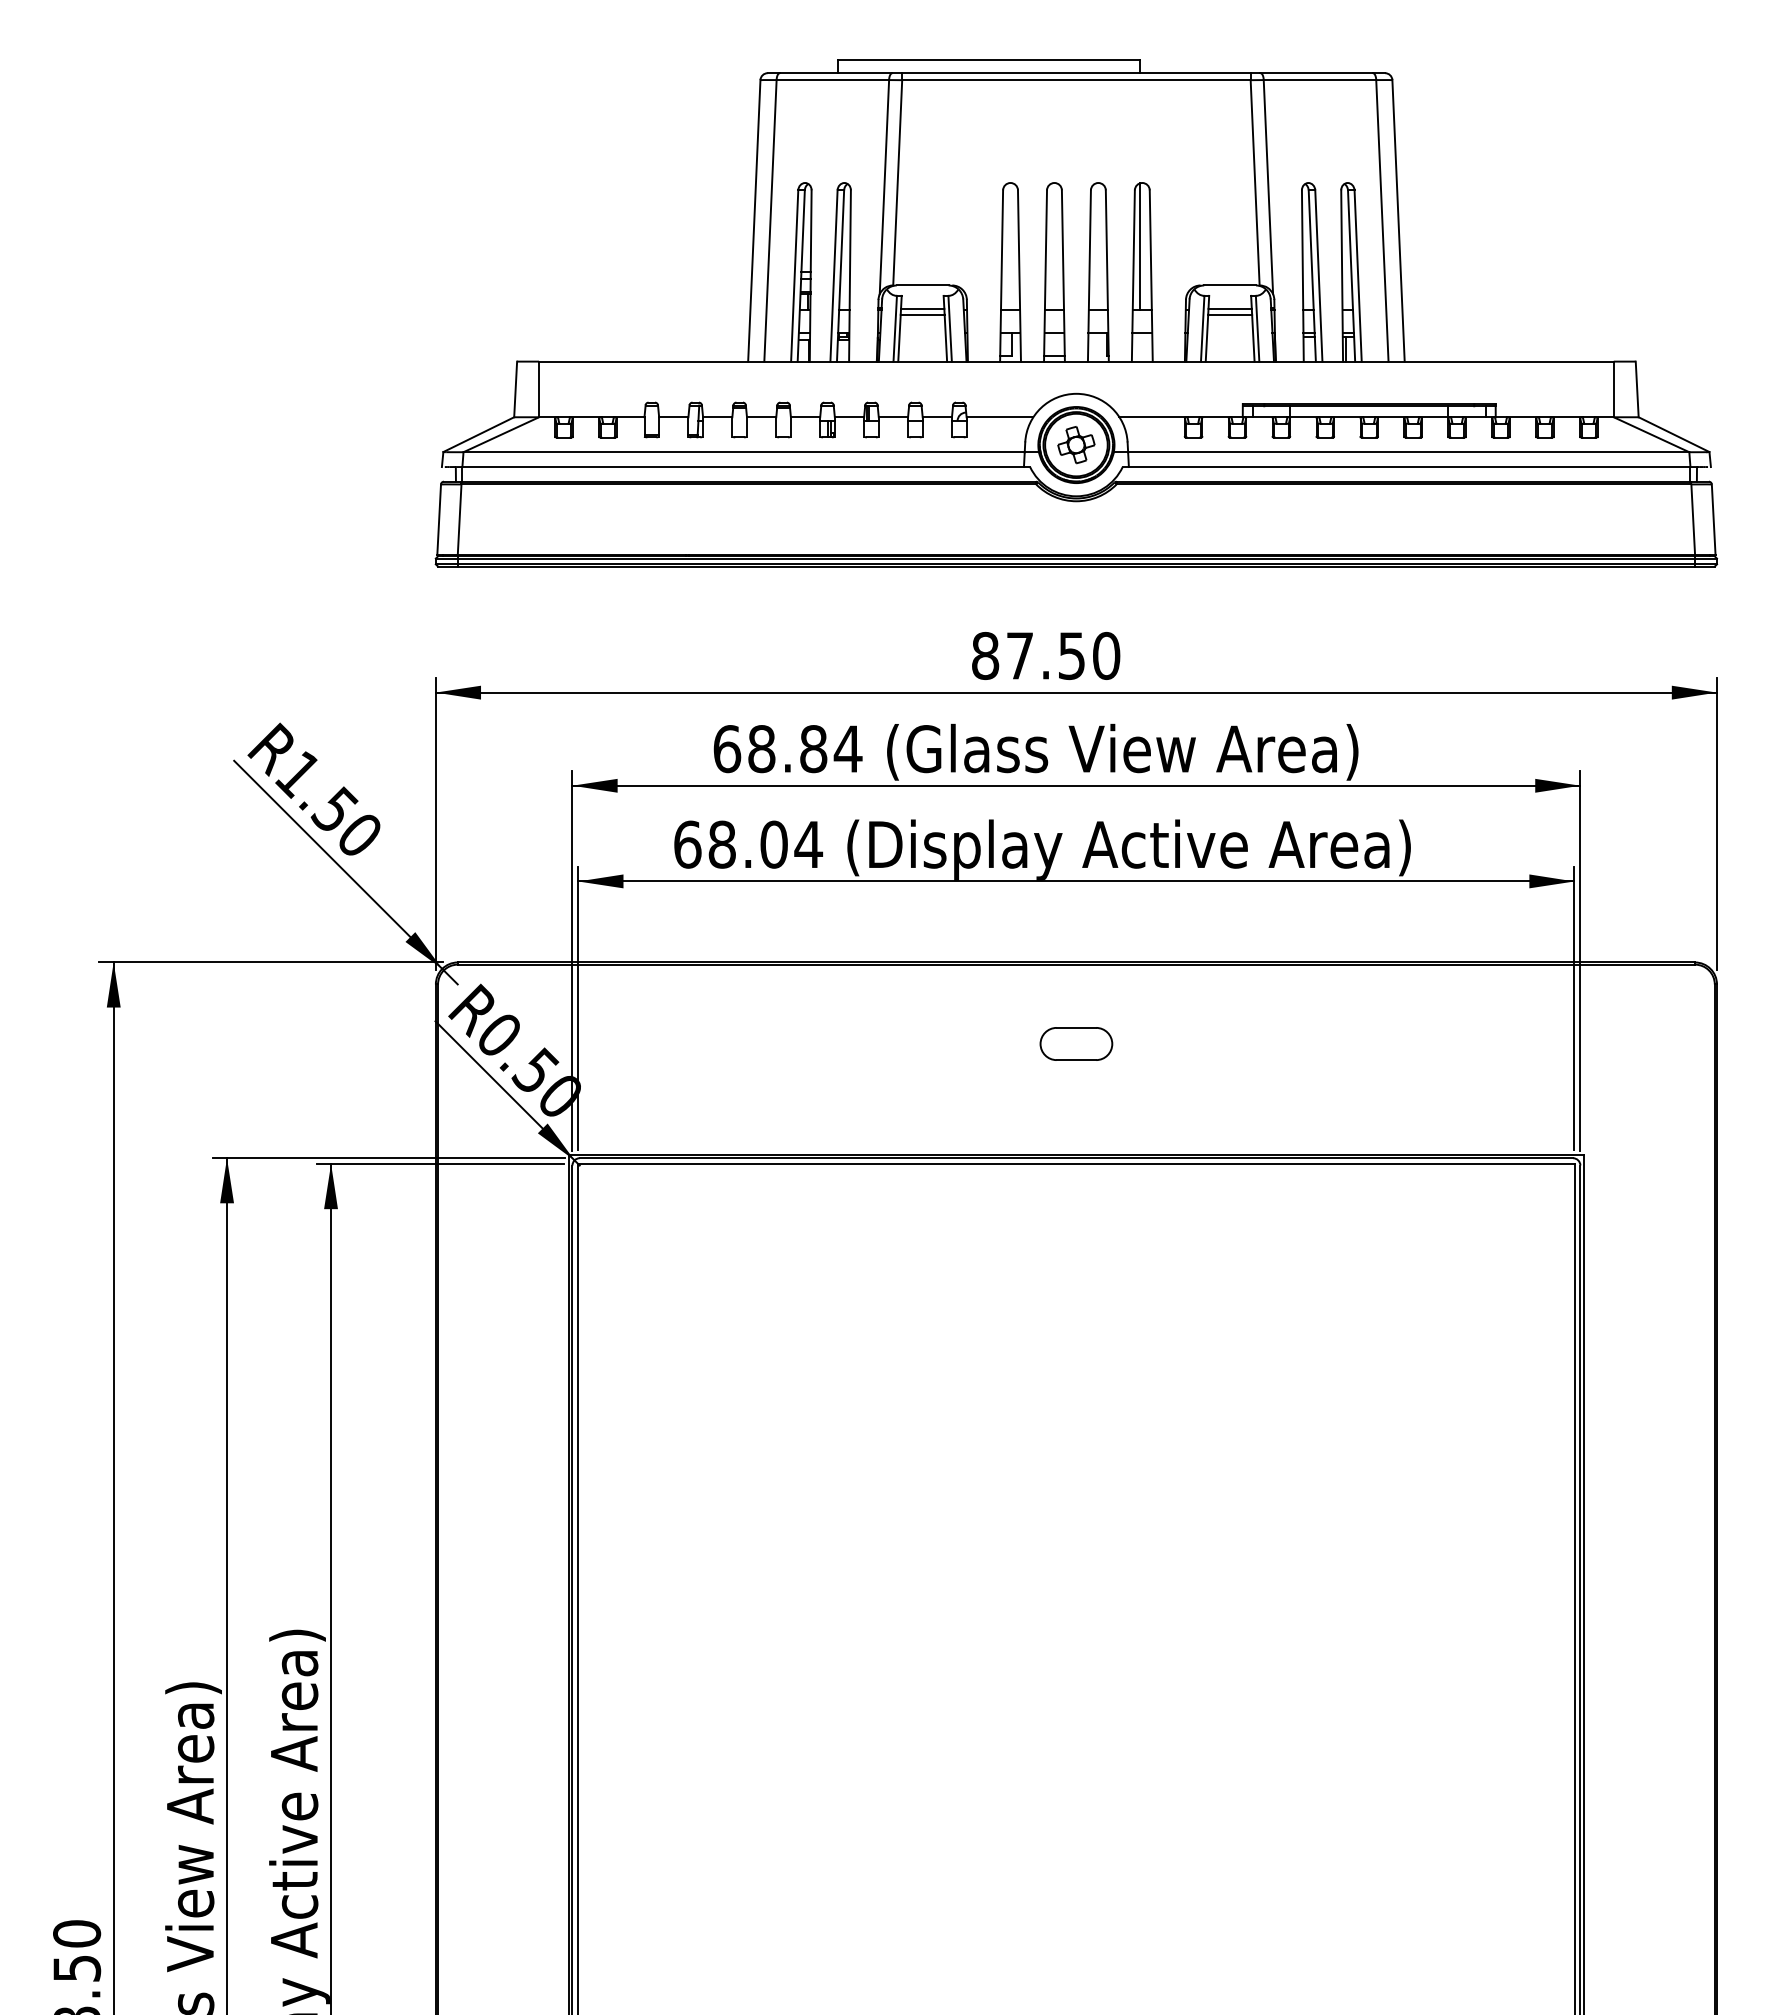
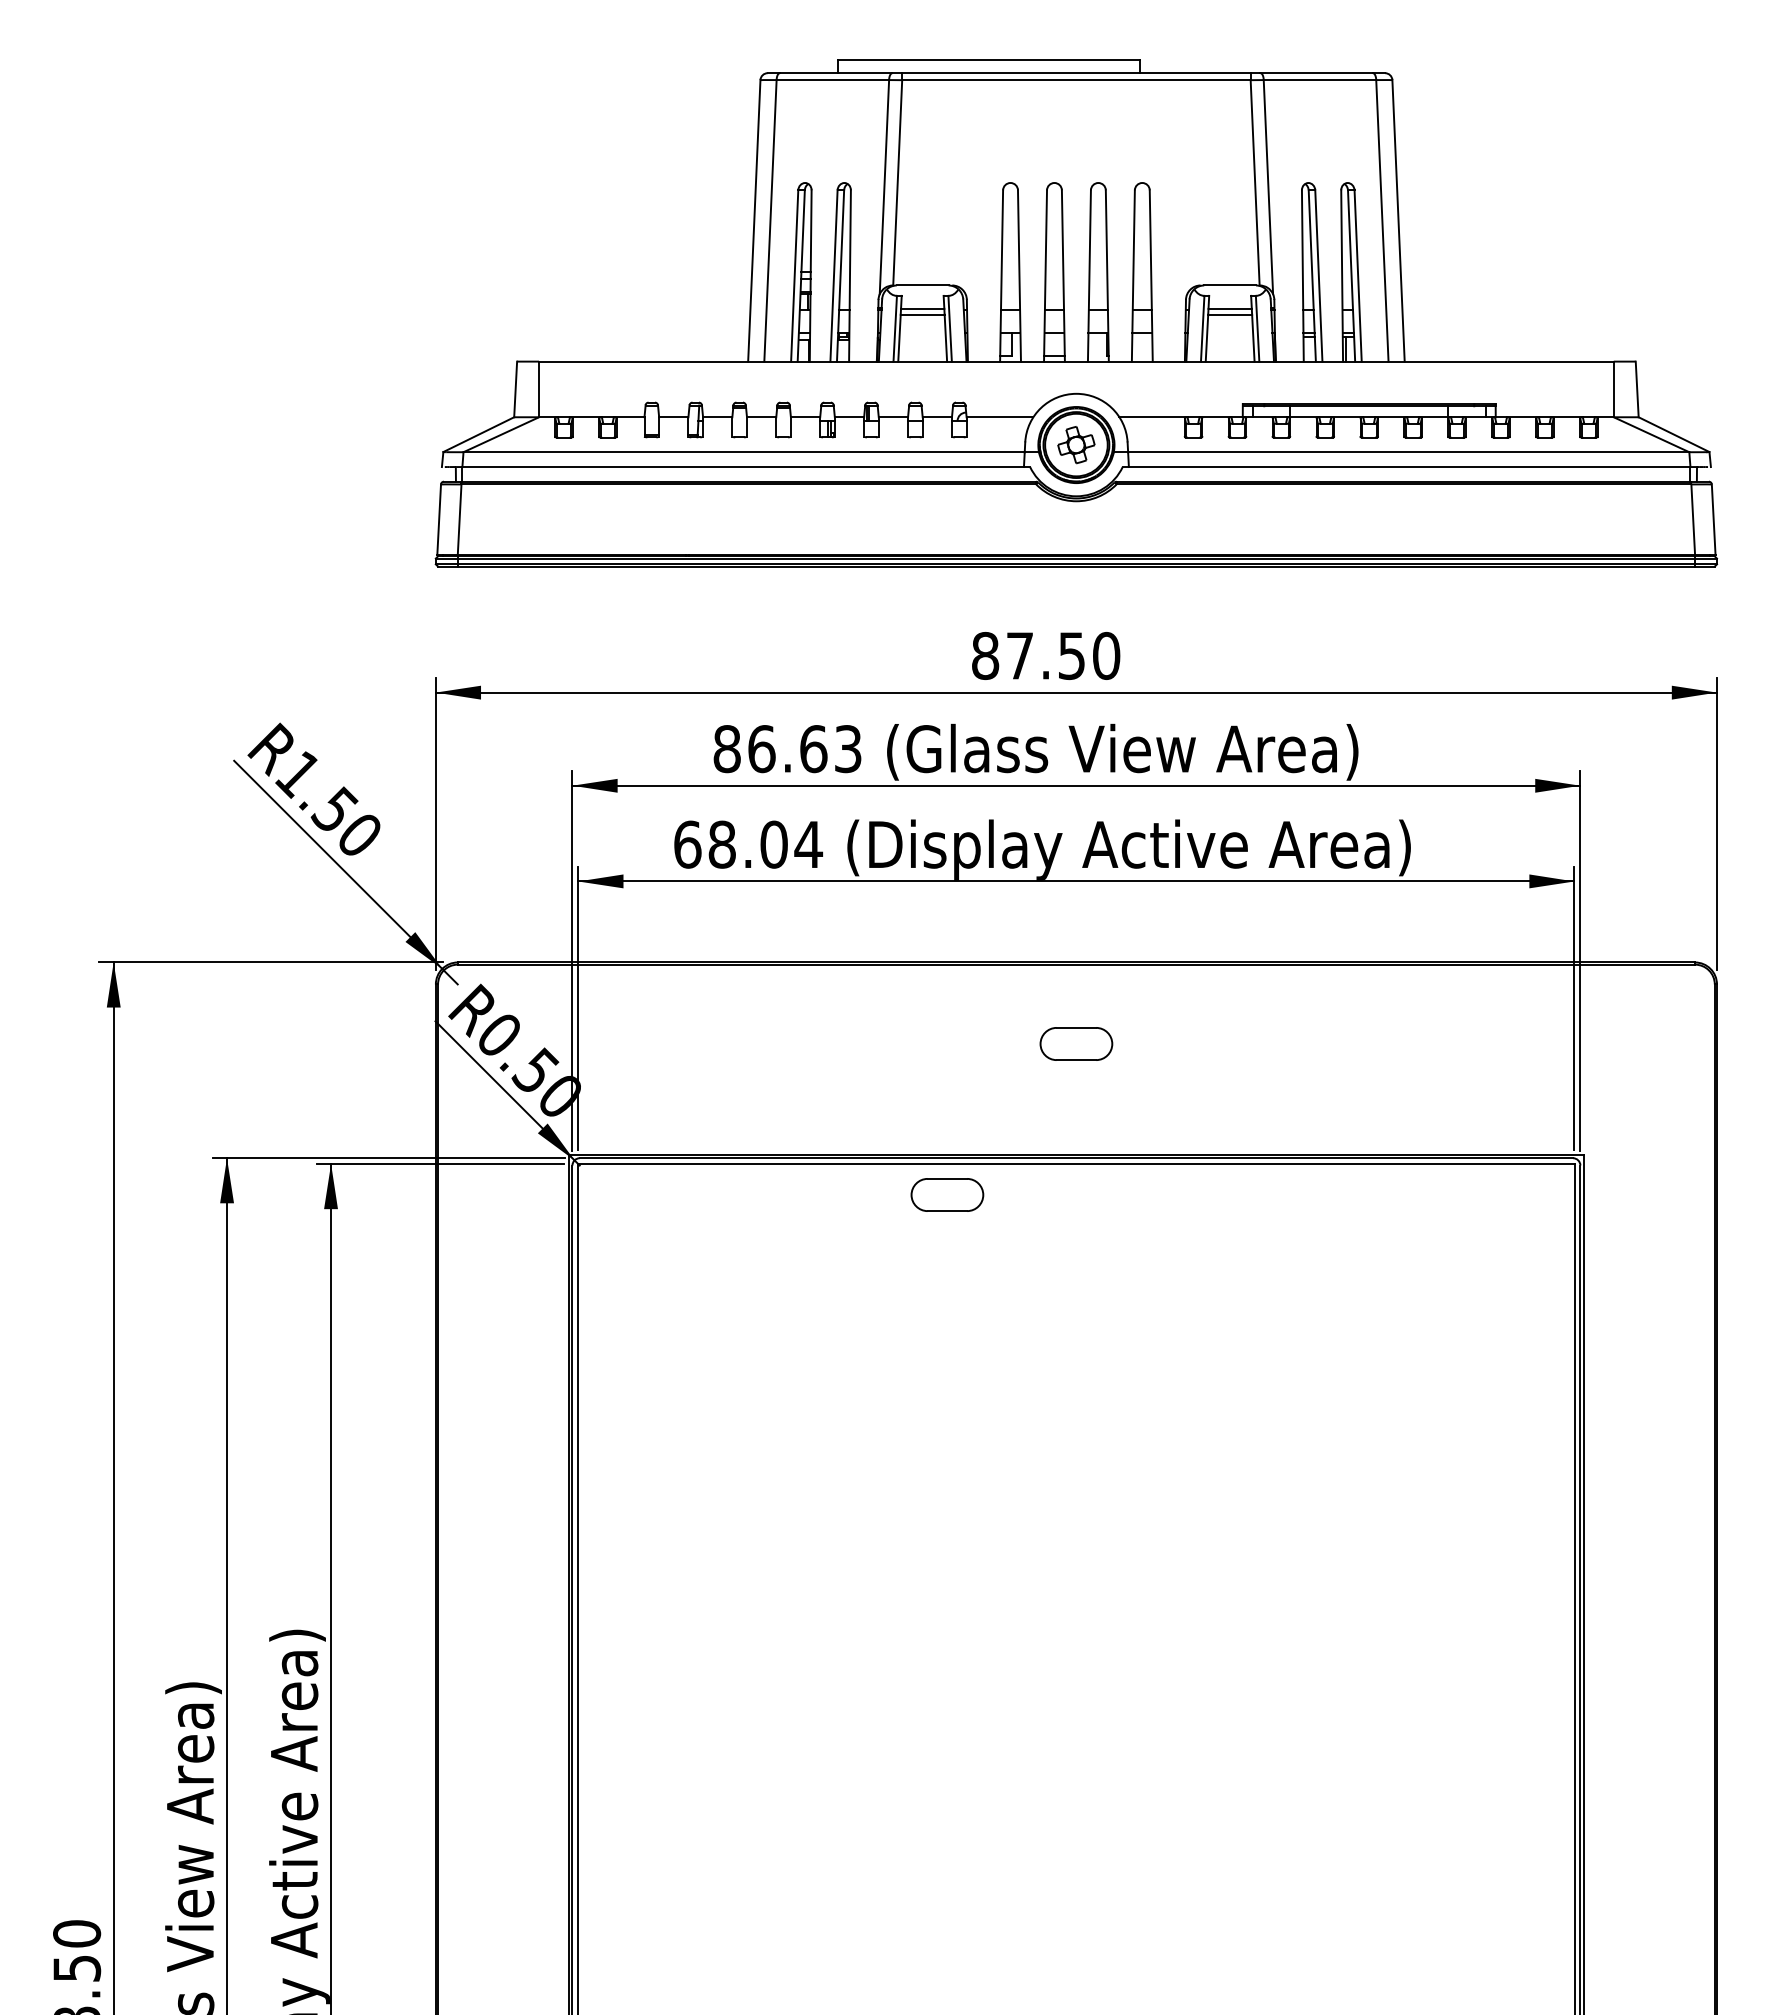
line: present -> none (1140, 246)
text: 68.84 -> 86.63 (787, 749)
part: none -> present (947, 1194)
